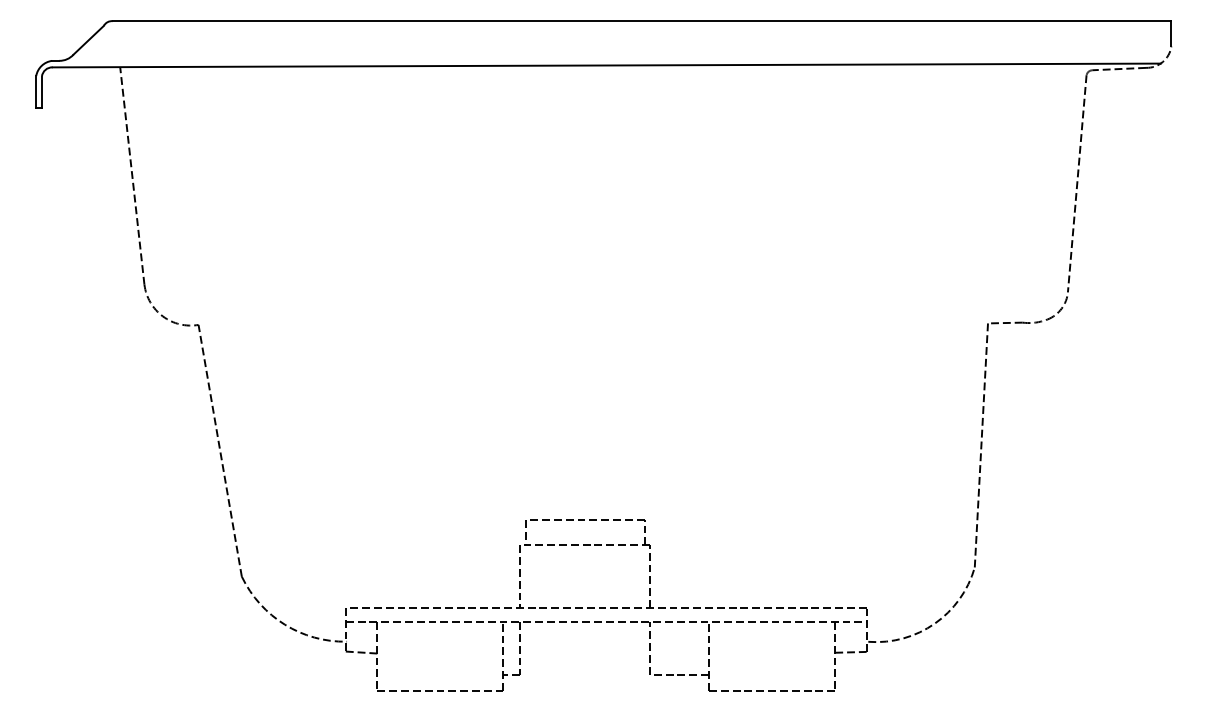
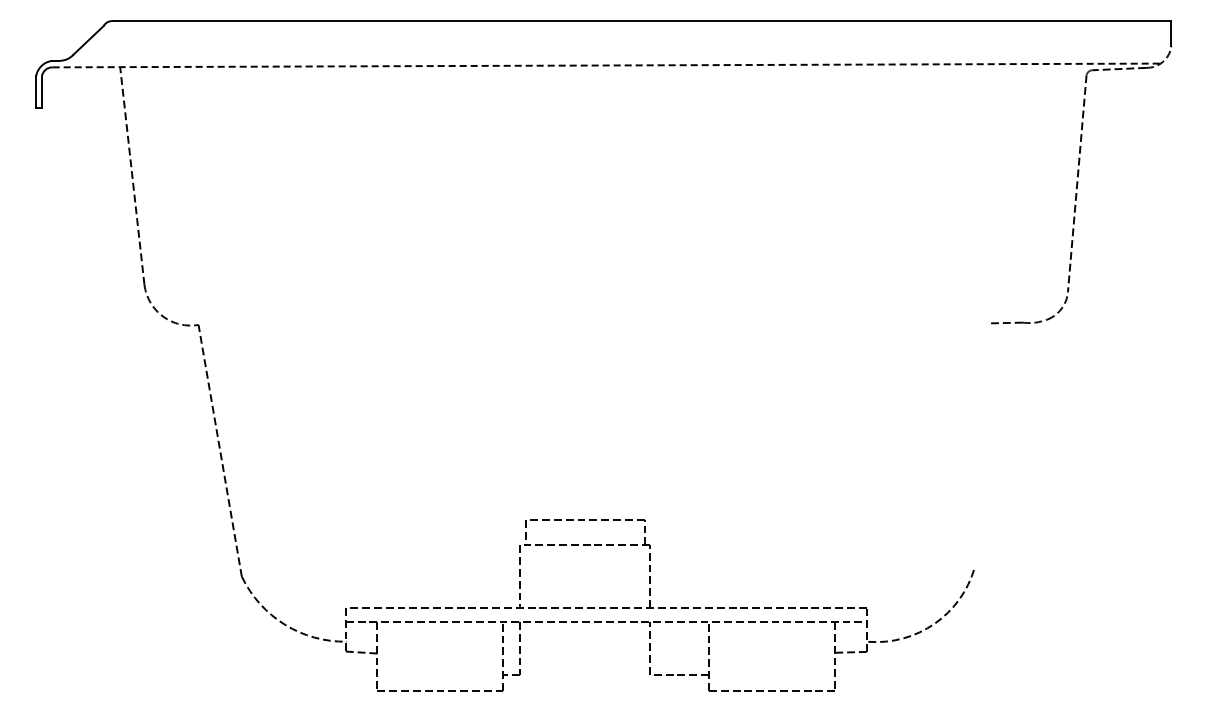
line: solid -> dashed (607, 65)
line: present -> none (981, 445)
